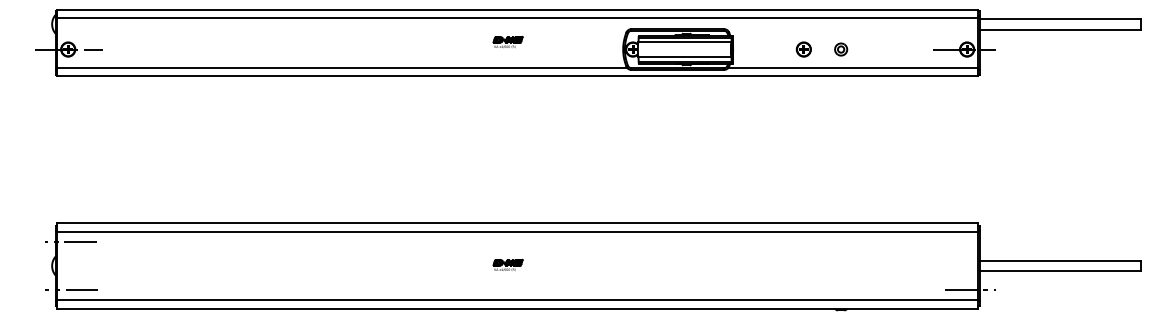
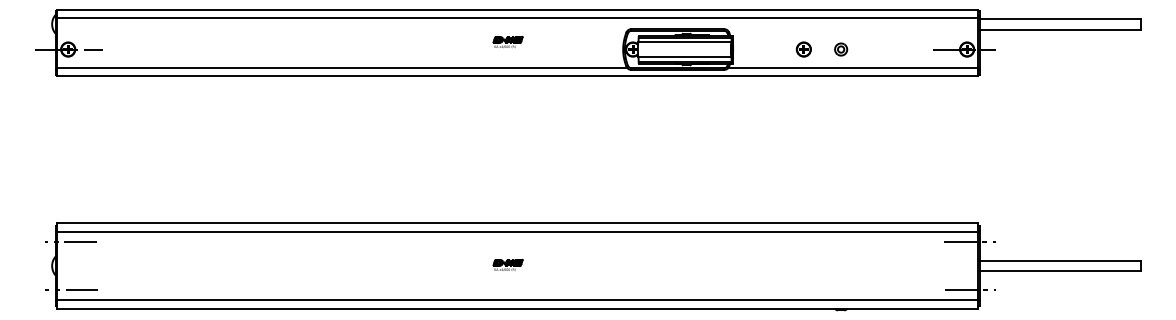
line: none -> present (970, 242)
